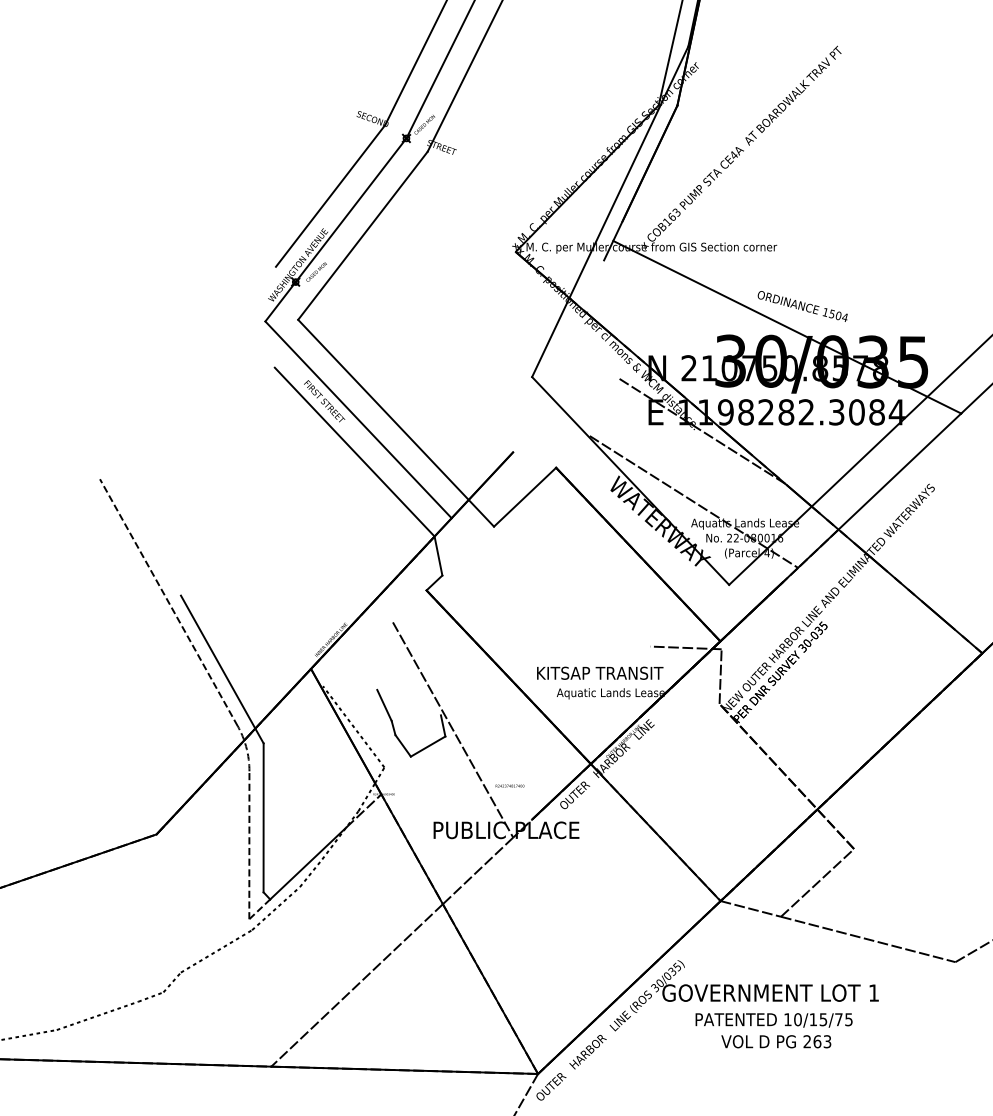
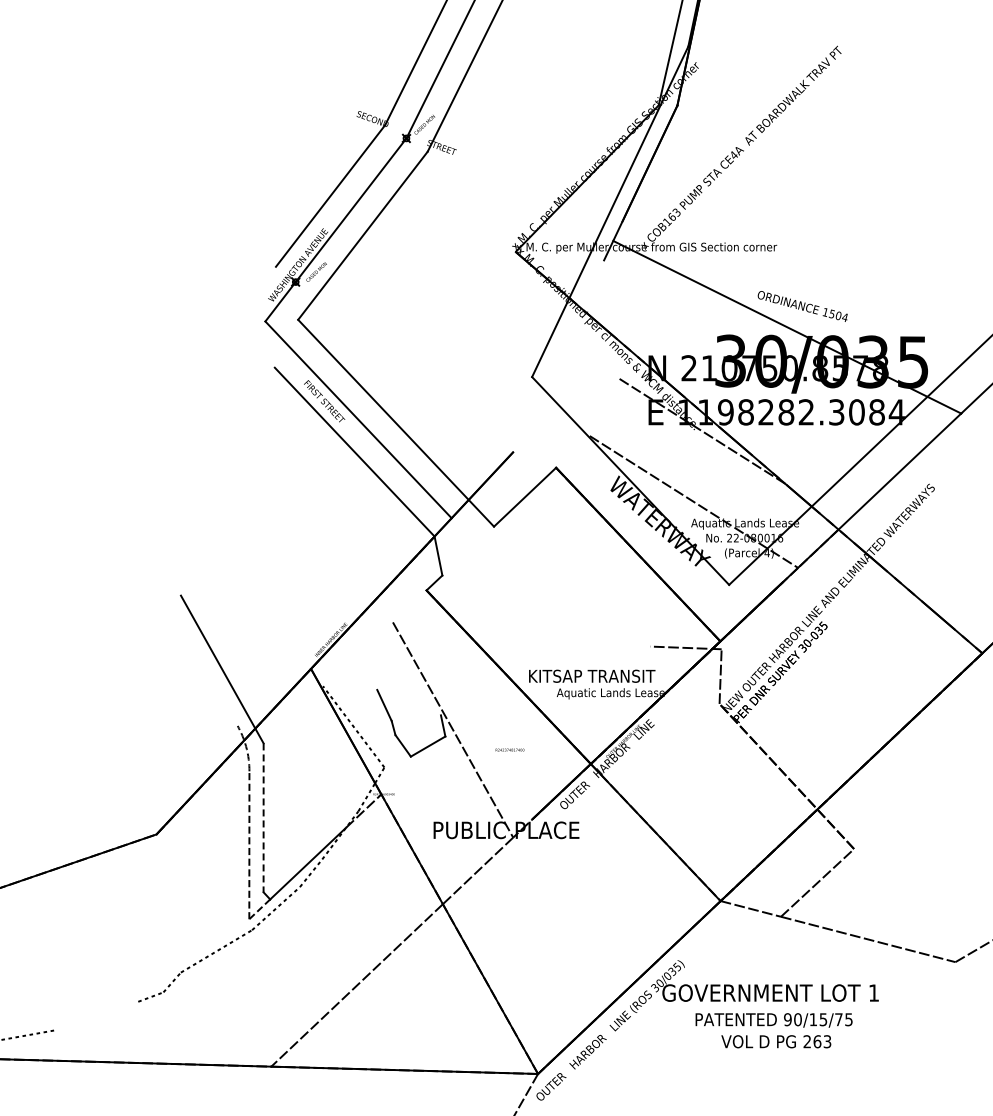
line: present -> none (168, 602)
text position: (600, 672) -> (592, 675) (592, 675)
text position: (509, 785) -> (509, 749) (509, 749)
line: solid -> dashed (263, 818)
line: present -> none (97, 1015)
text: 10/15/75 -> 90/15/75 (787, 1019)
